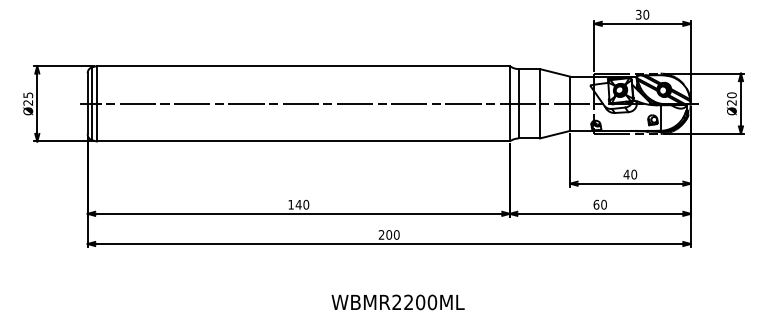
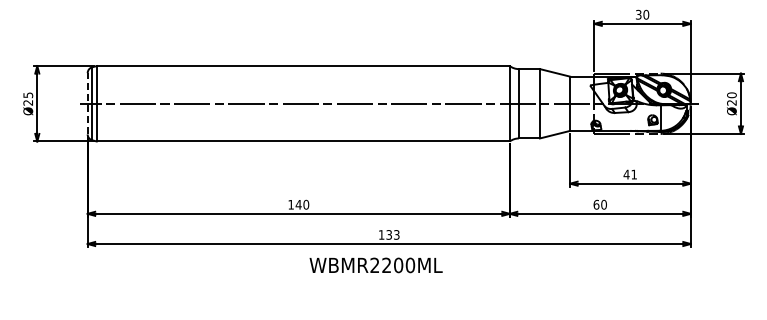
line: solid -> dashed (87, 103)
text: 40 -> 41 (634, 174)
text: 200 -> 133 (388, 234)
text position: (397, 302) -> (375, 265) (375, 265)
